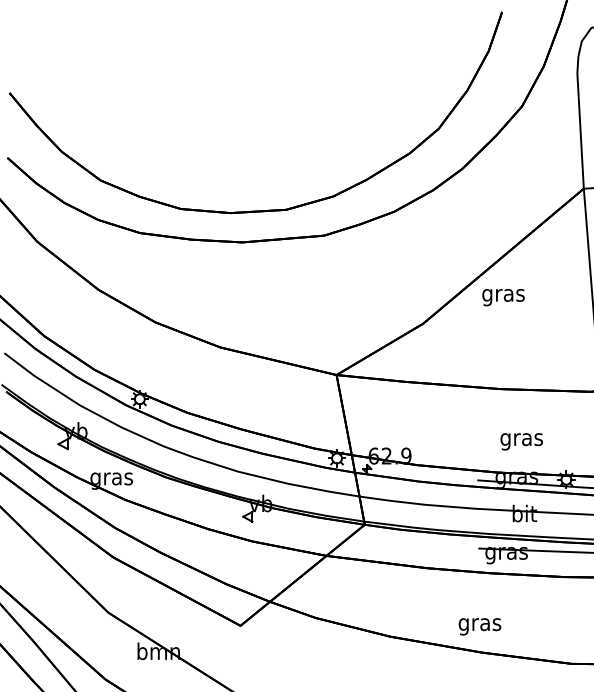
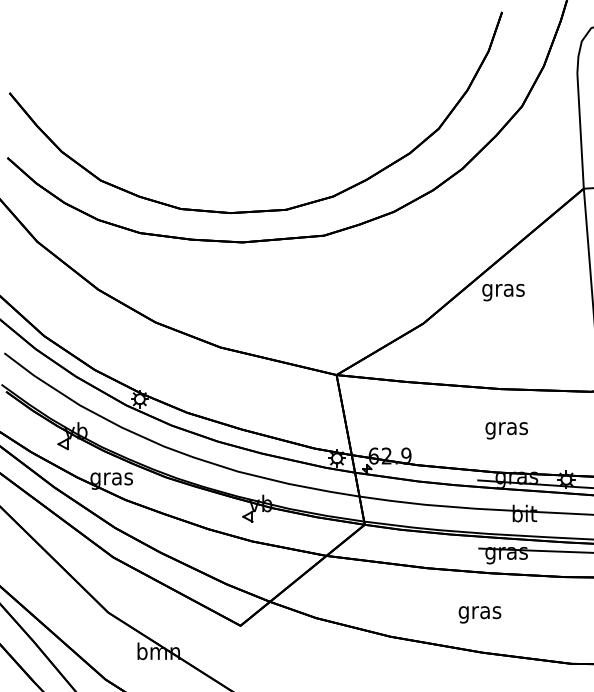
text position: (503, 297) -> (503, 292) (503, 292)
text position: (521, 441) -> (506, 430) (506, 430)
text position: (479, 626) -> (479, 614) (479, 614)
